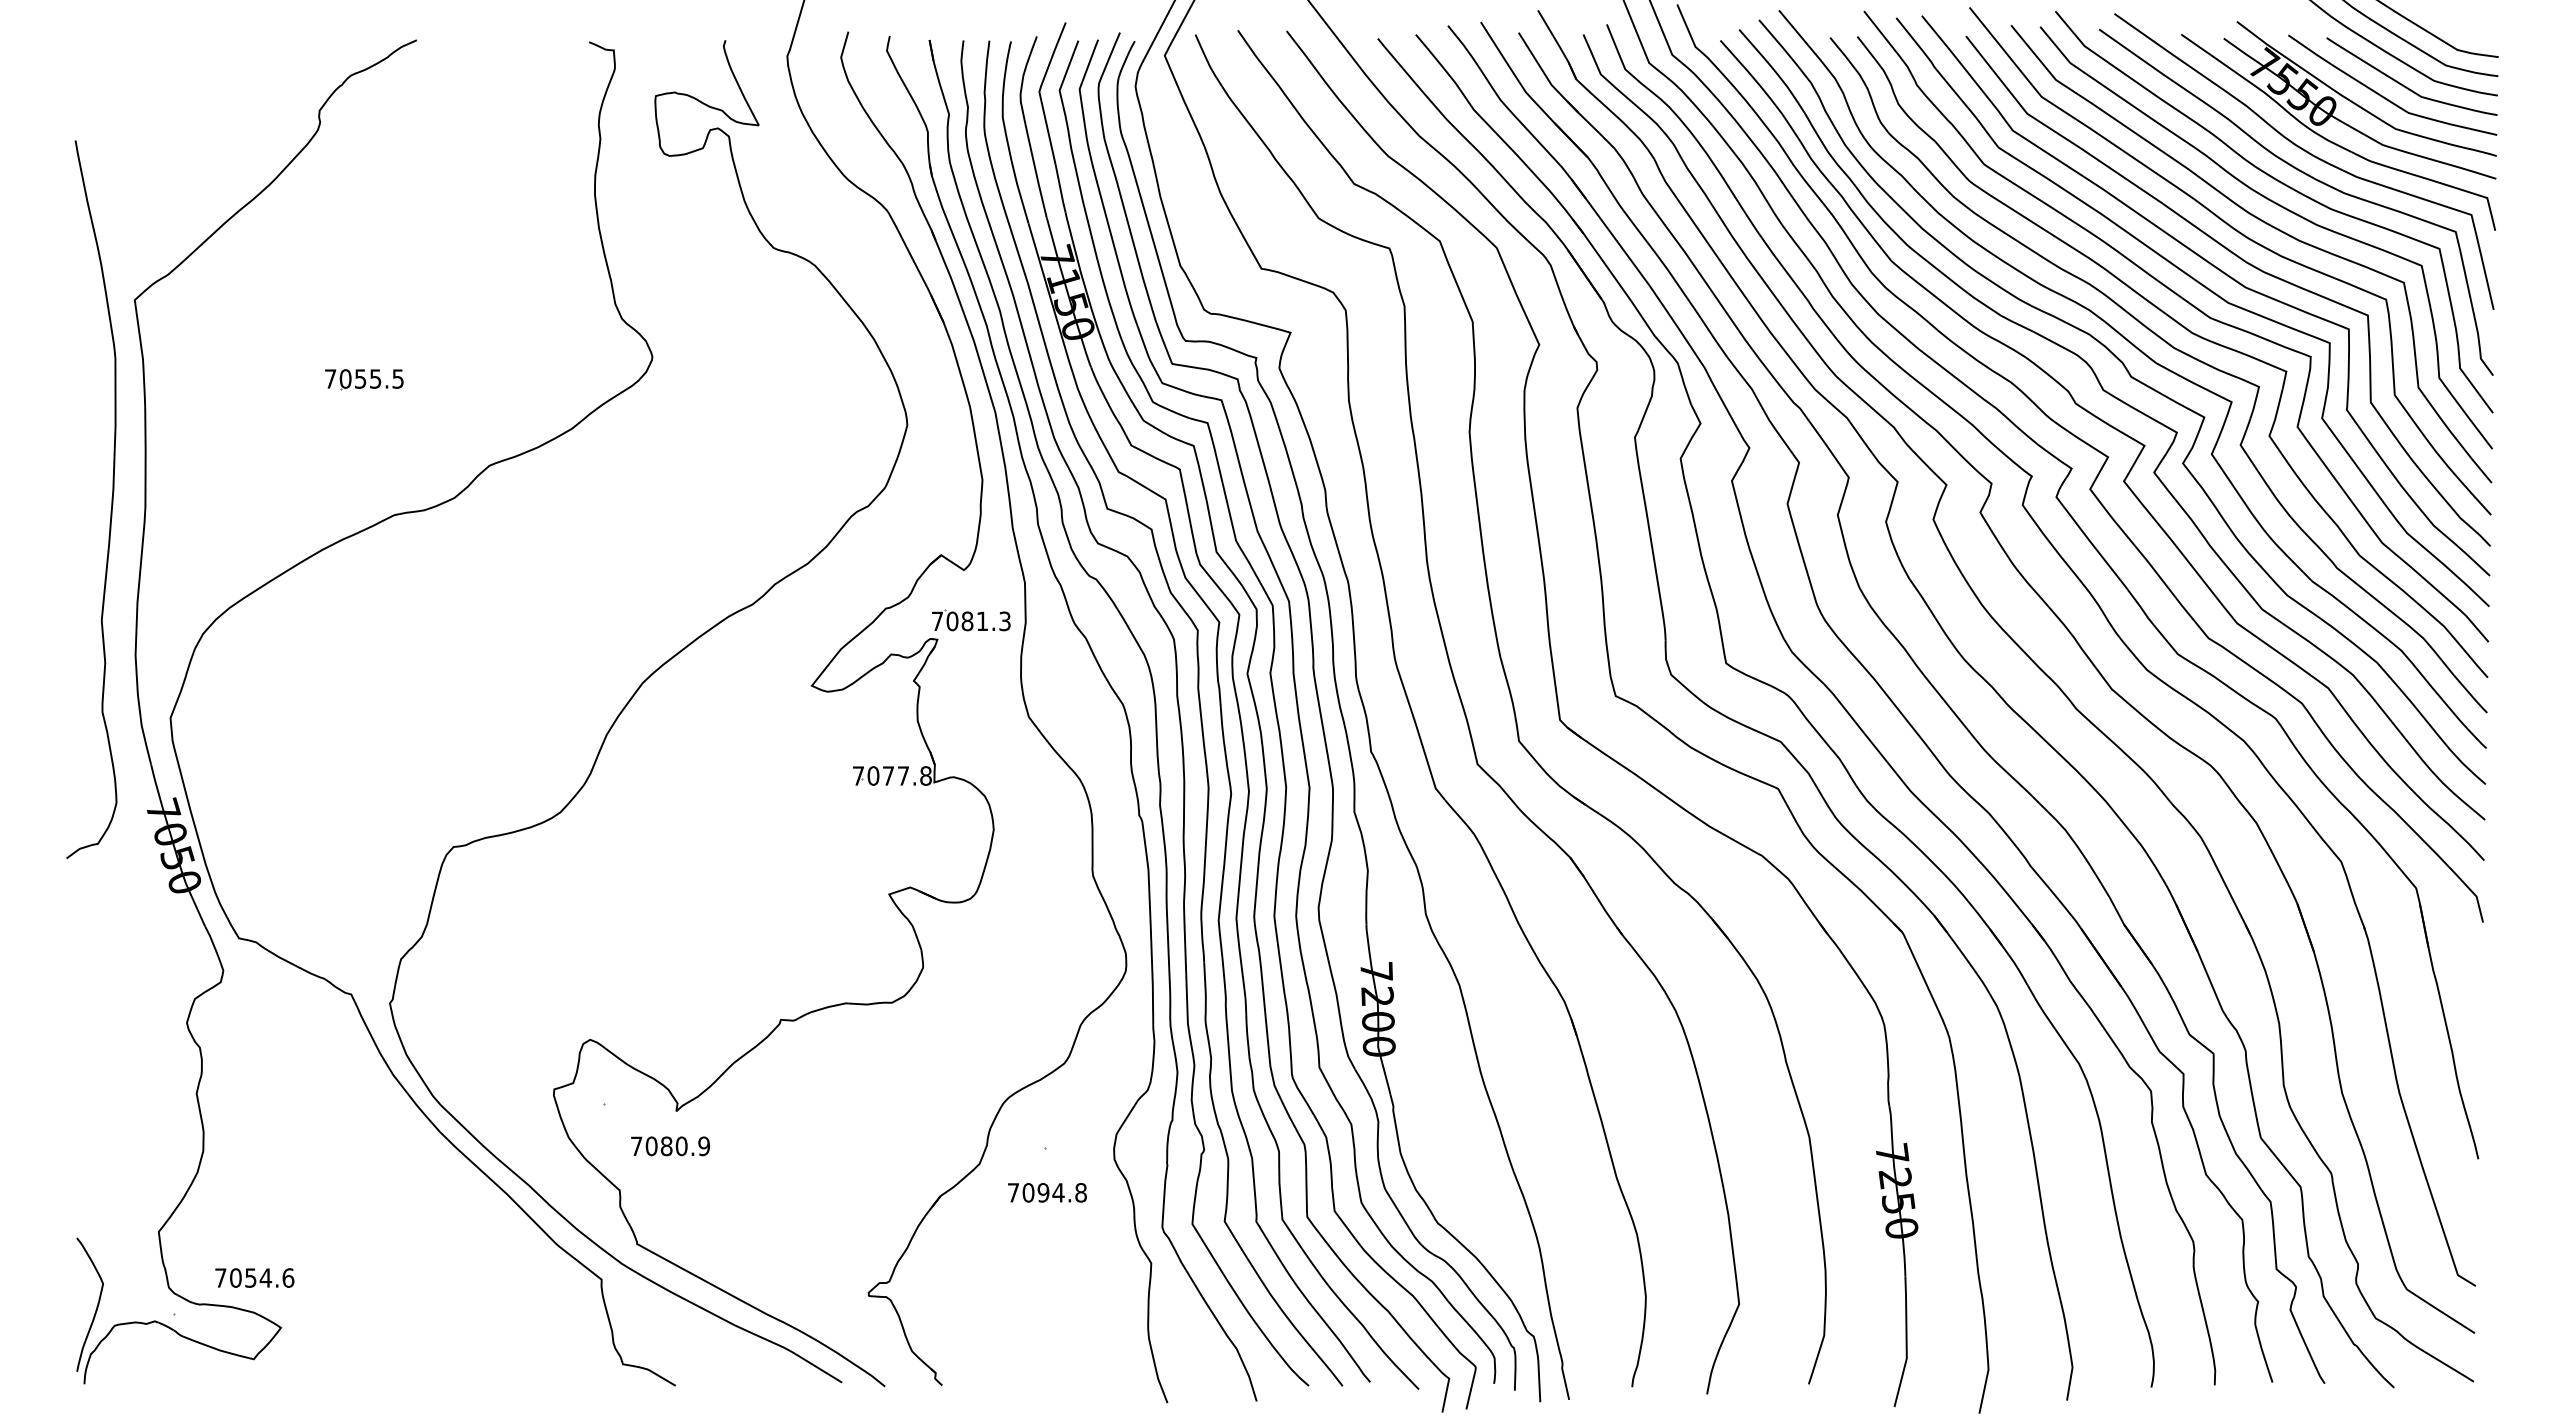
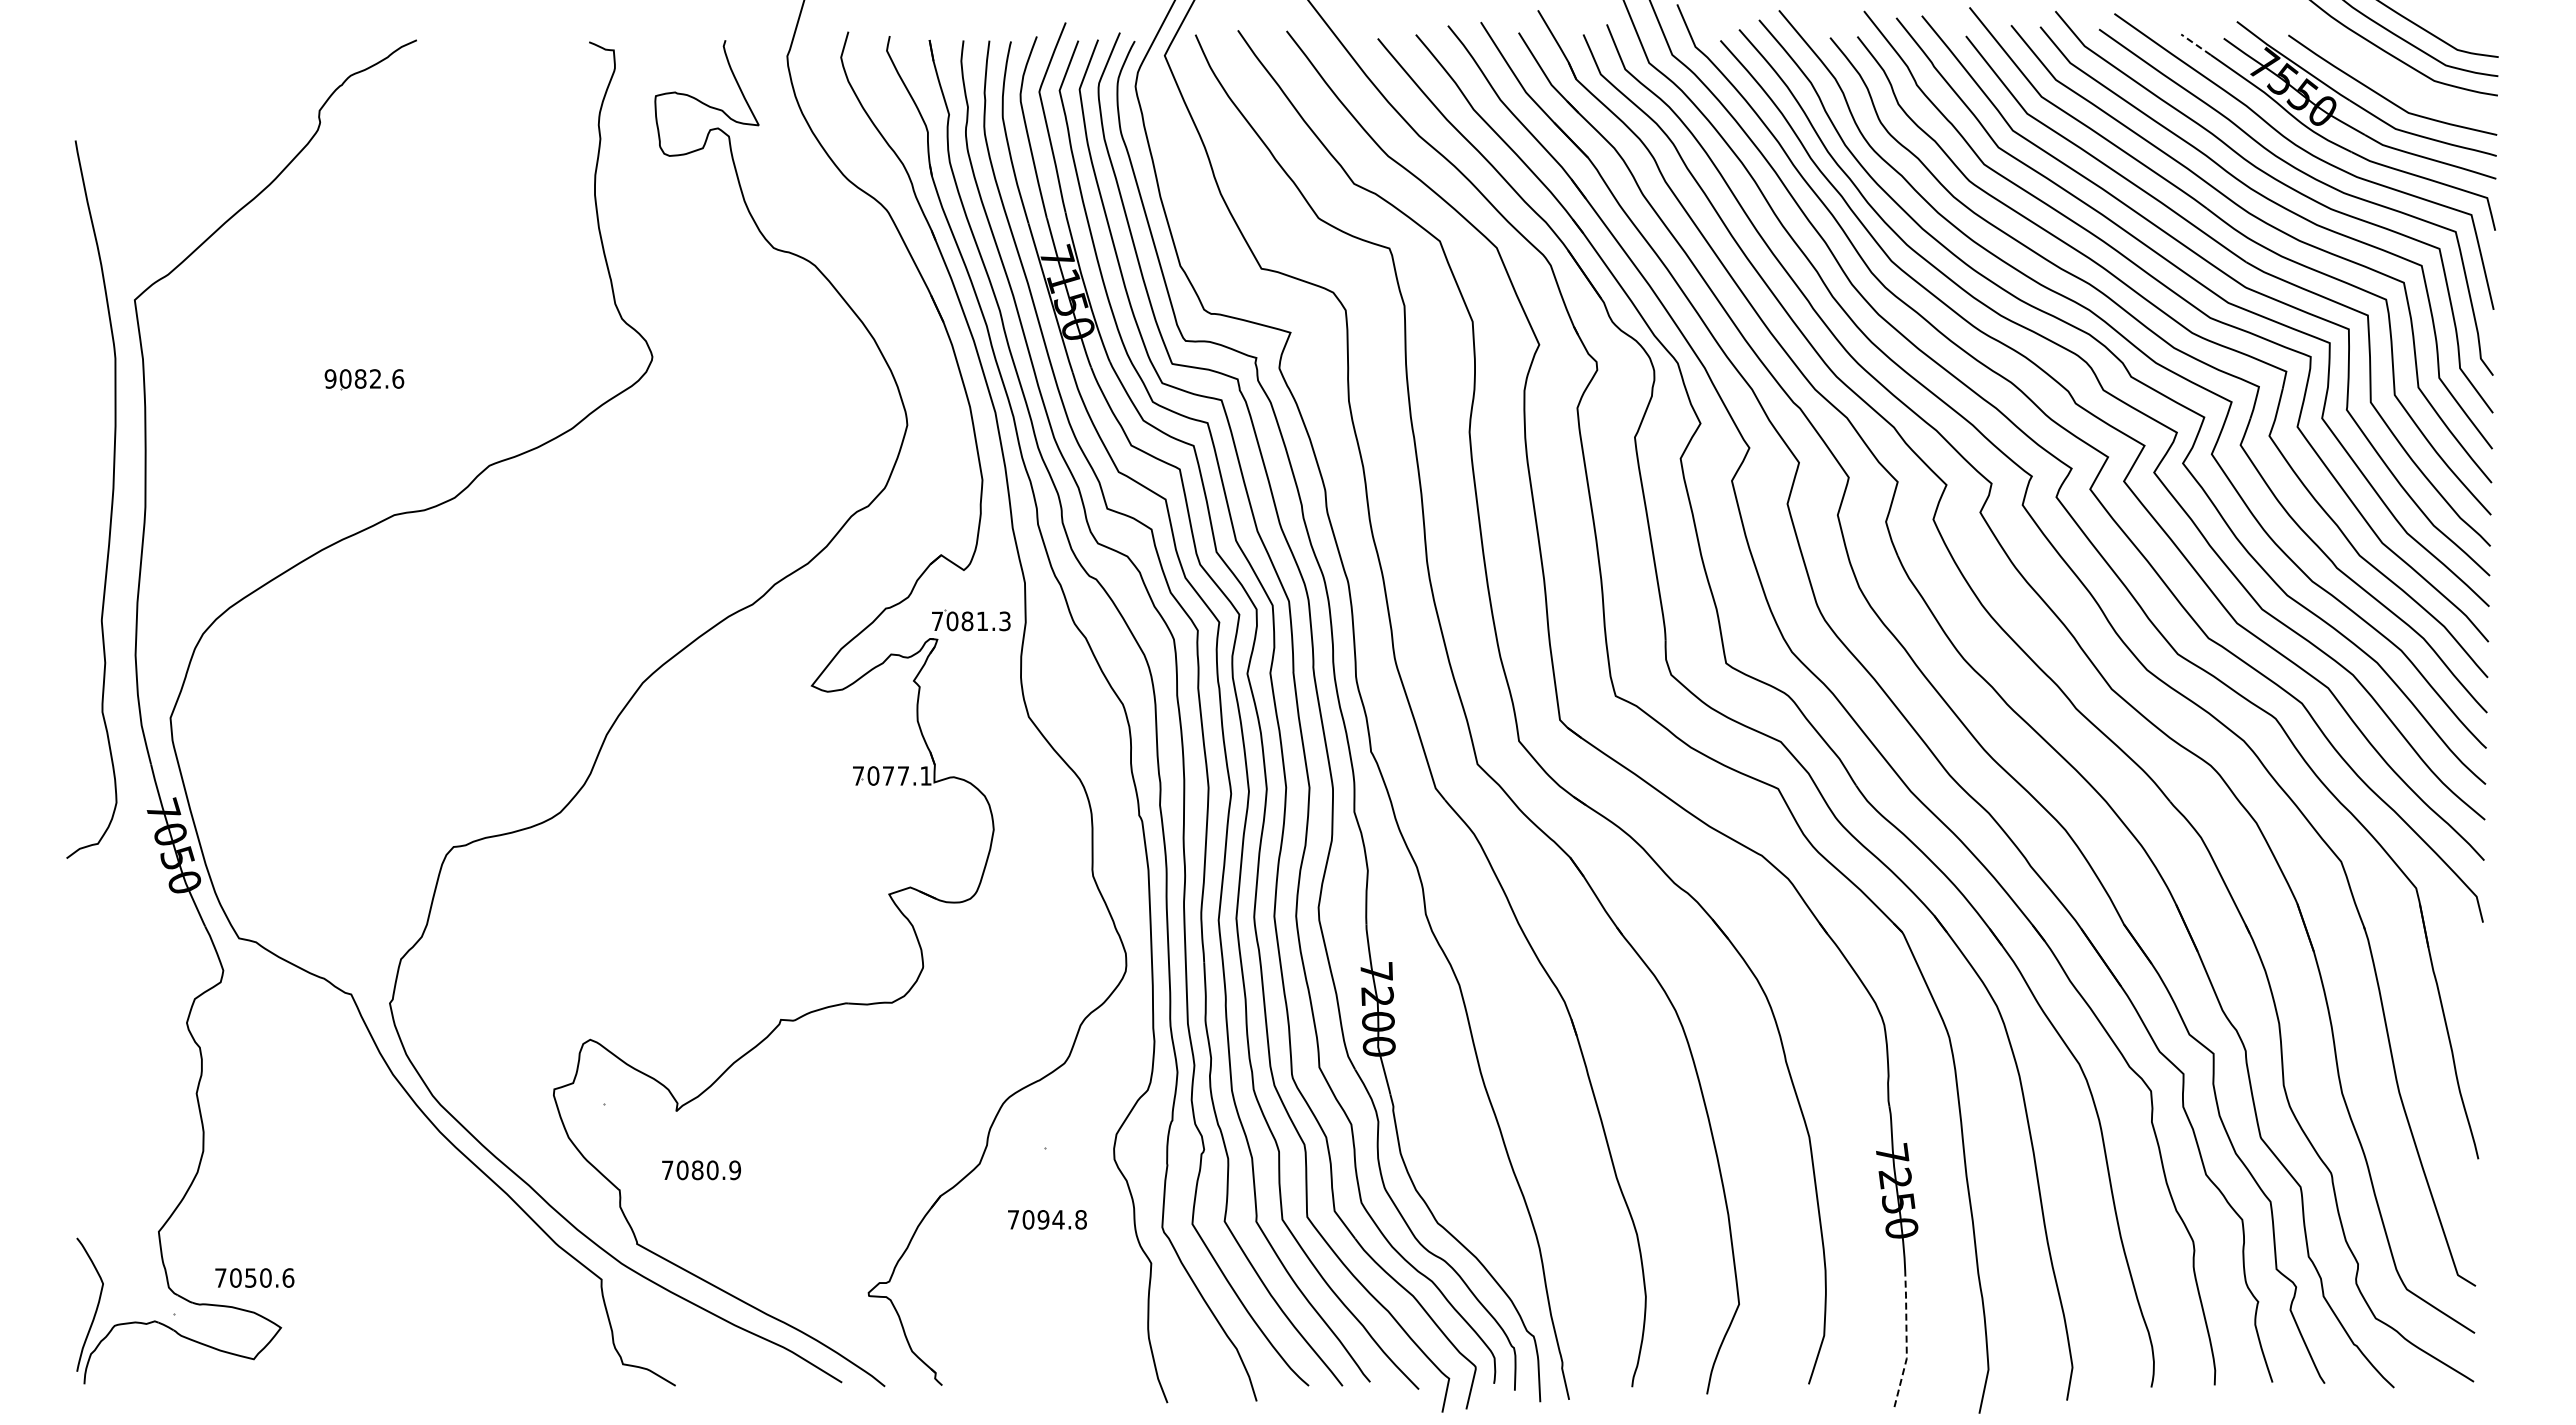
line: solid -> dashed (2195, 44)
curve: present -> none (2406, 86)
text: 7055.5 -> 9082.6 (364, 378)
text: 7077.8 -> 7077.1 (925, 775)
text position: (670, 1146) -> (701, 1170) (701, 1170)
text position: (1047, 1192) -> (1047, 1219) (1047, 1219)
text: 7054.6 -> 7050.6 (265, 1277)
line: solid -> dashed (1906, 1342)
